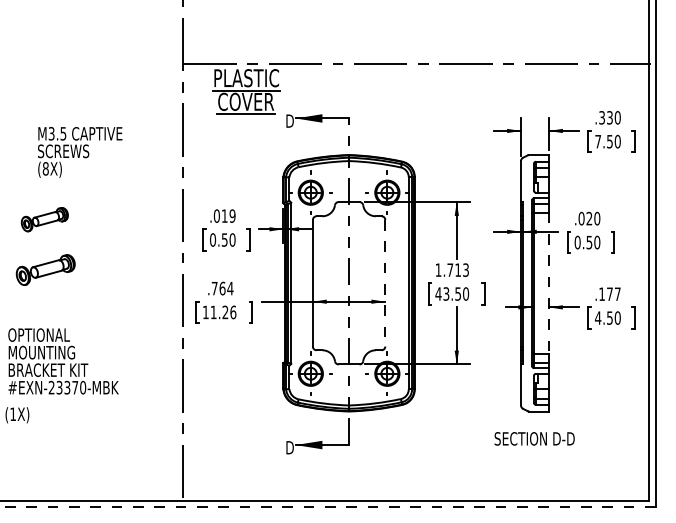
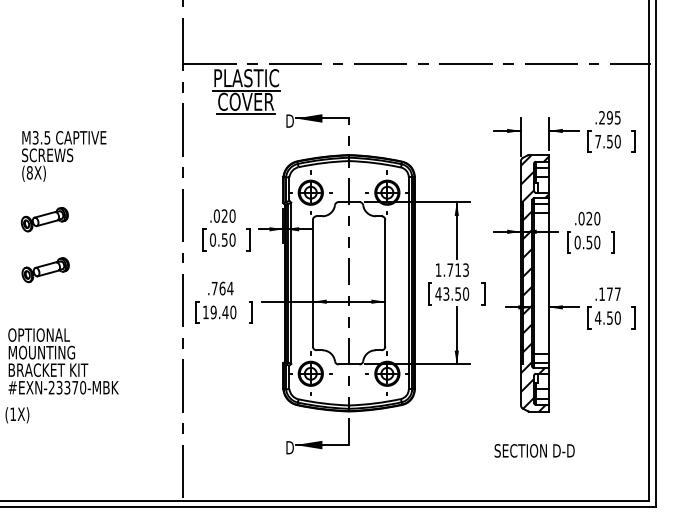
text: .330 -> .295 (609, 117)
text position: (80, 152) -> (64, 156) (64, 156)
text: .019 -> .020 (228, 215)
part size: 61x32 px -> 49x27 px (45, 270)
line: dashed -> solid (385, 283)
hatch: none -> present (535, 283)
line: dashed -> solid (549, 283)
text: 11.26 -> 19.40 (223, 312)
text position: (534, 438) -> (534, 450) (534, 450)
line: dashed -> solid (327, 507)
